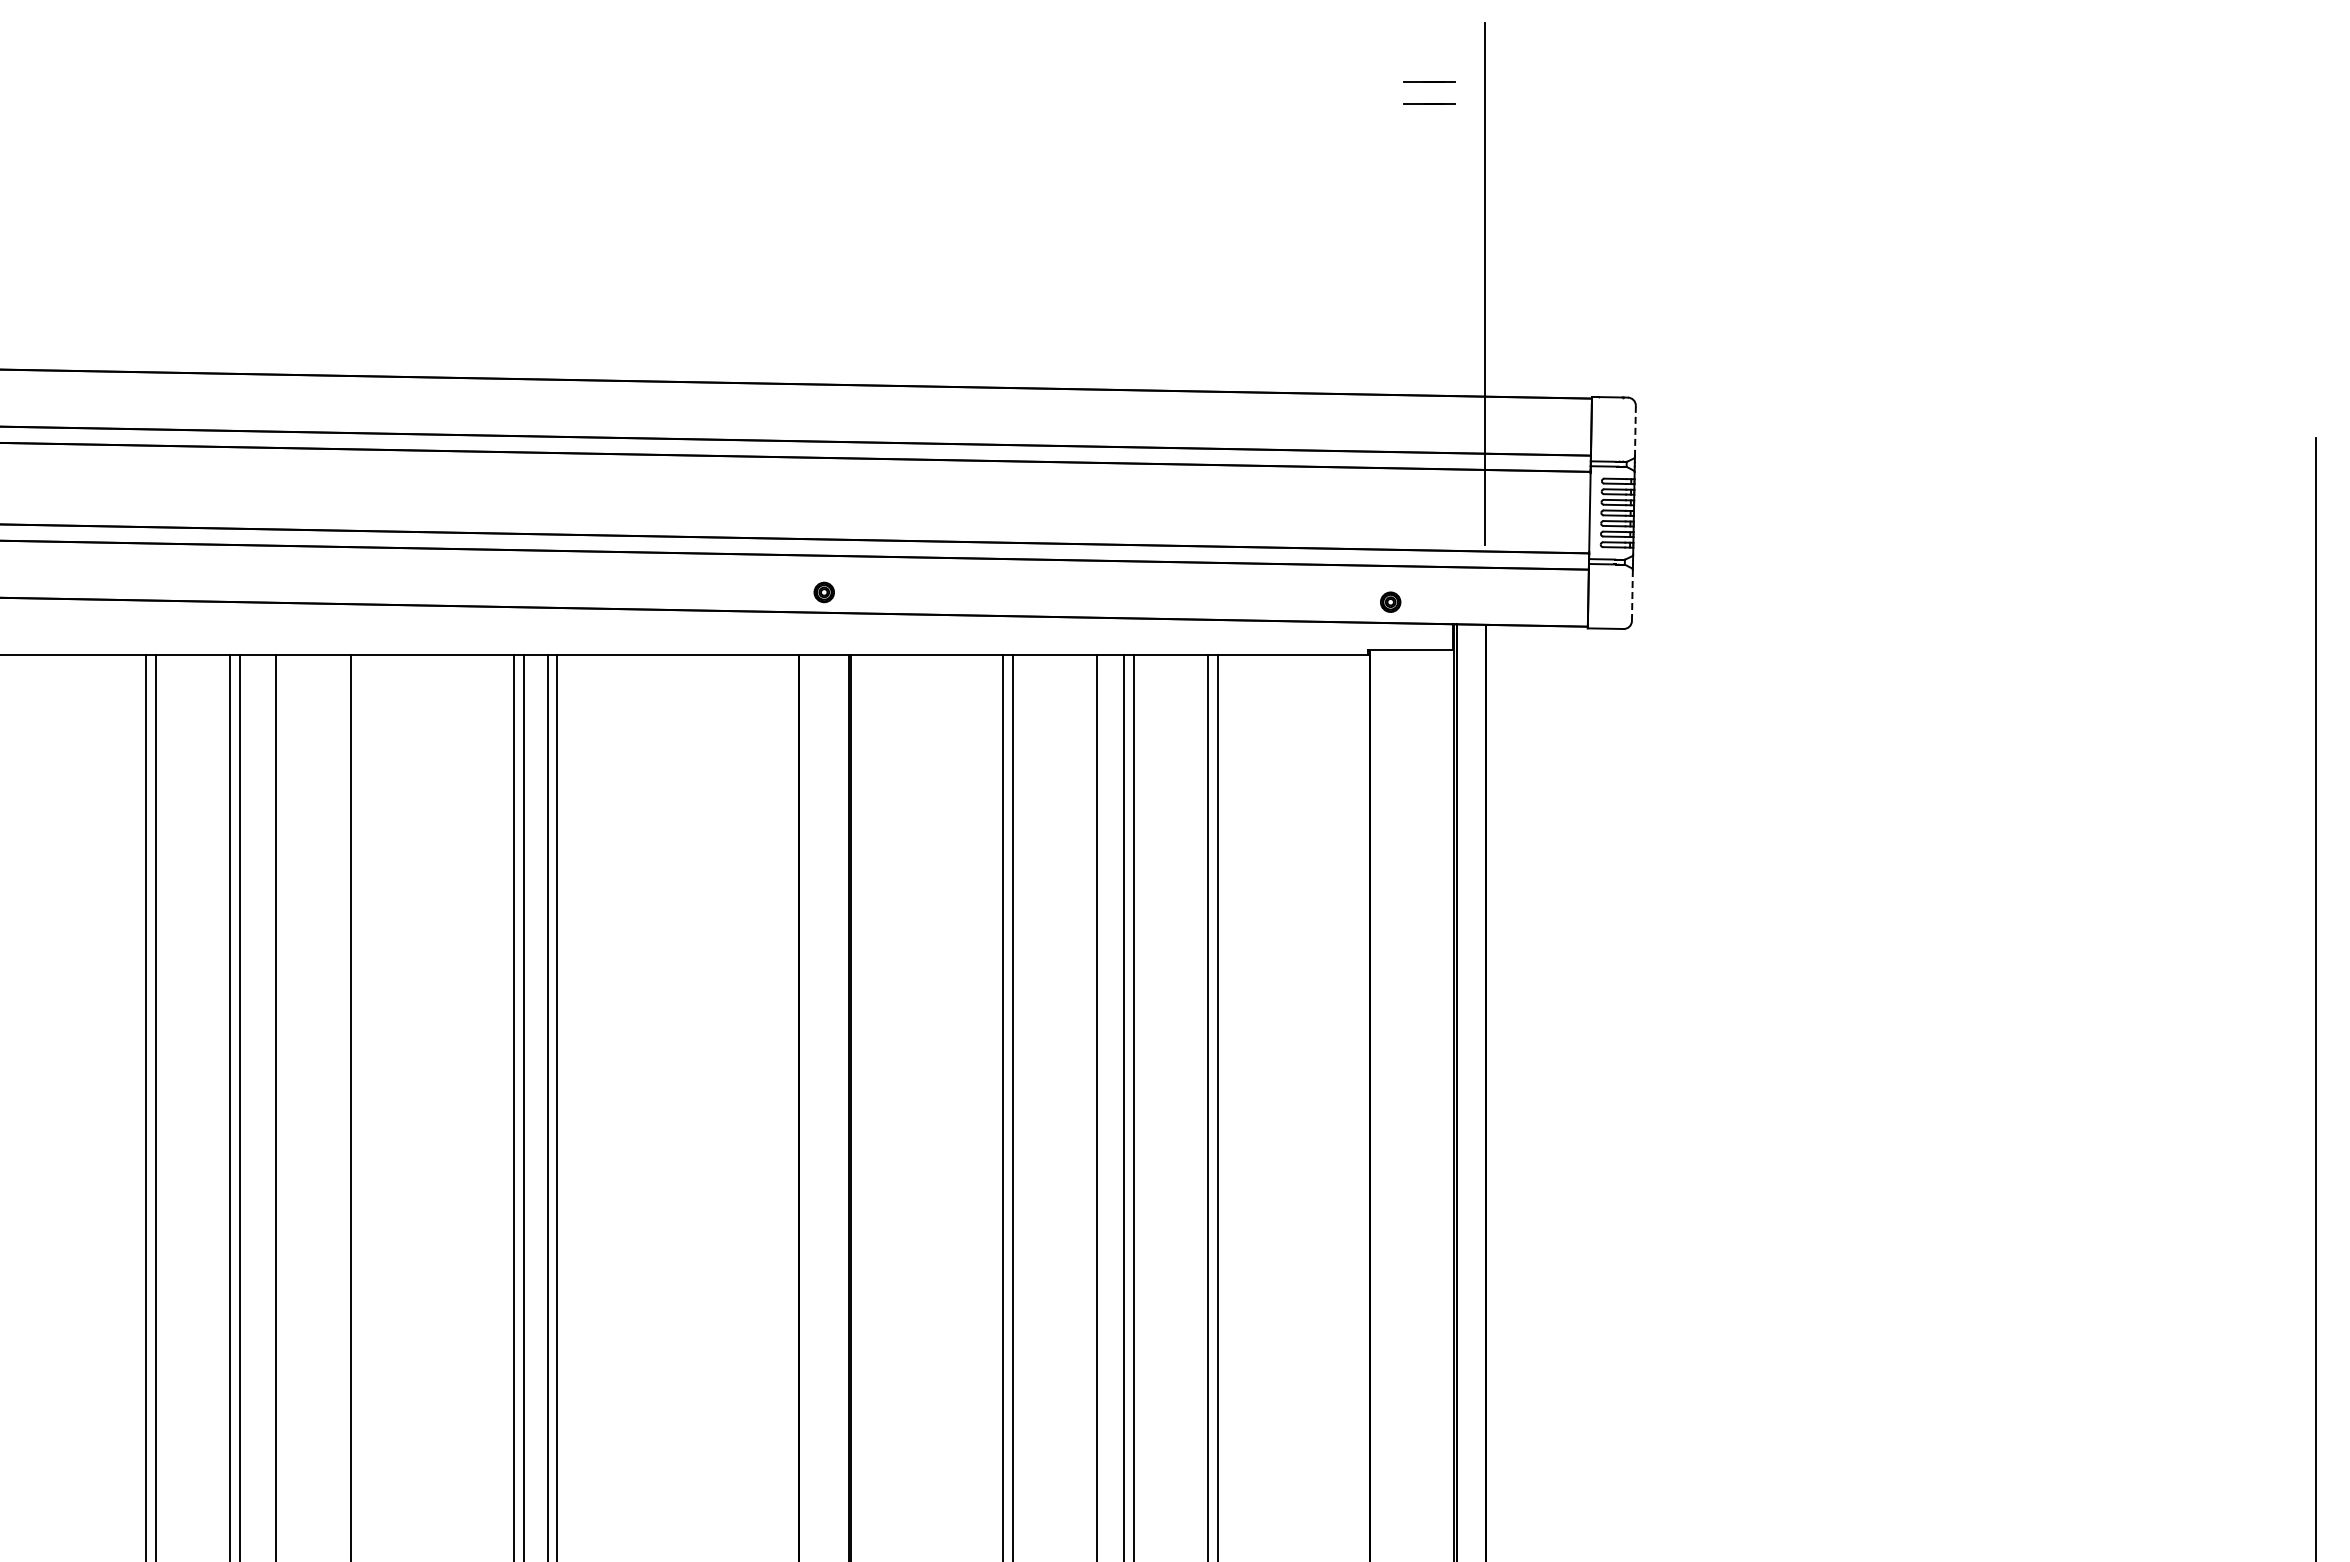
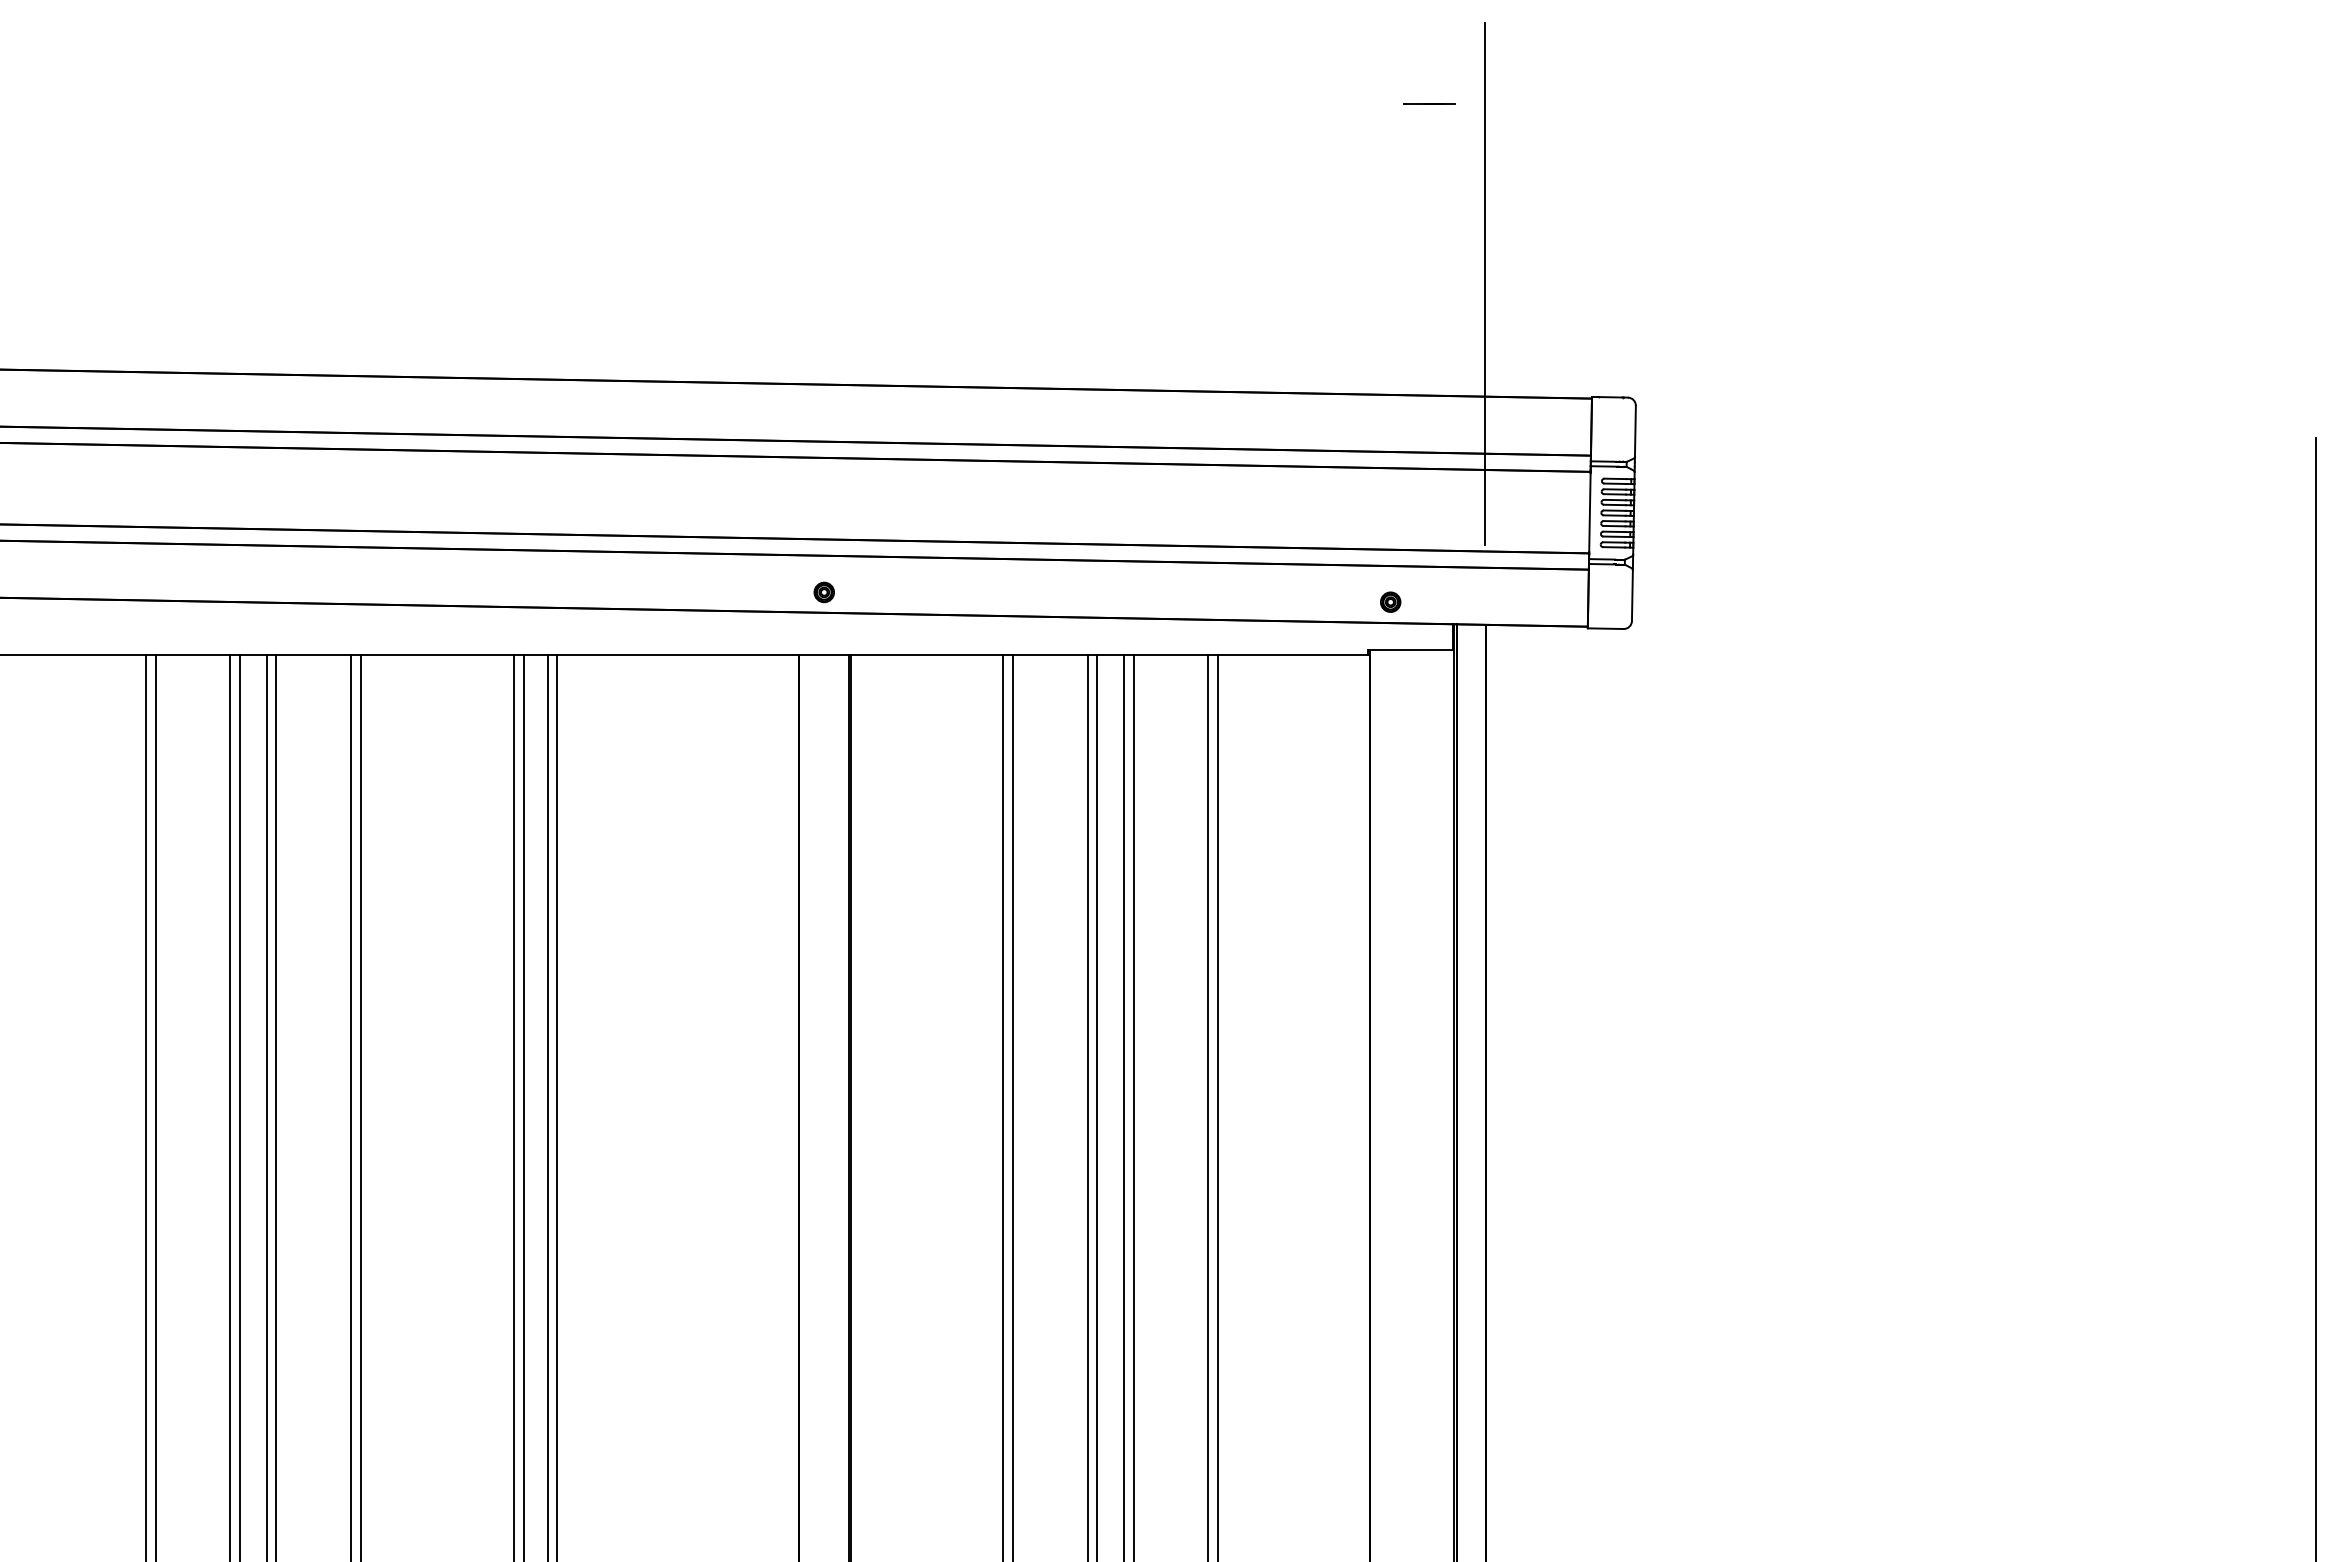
line: present -> none (1429, 81)
line: dashed -> solid (1635, 430)
line: dashed -> solid (1632, 595)
line: none -> present (266, 1106)
line: none -> present (360, 1106)
line: none -> present (1087, 1106)
